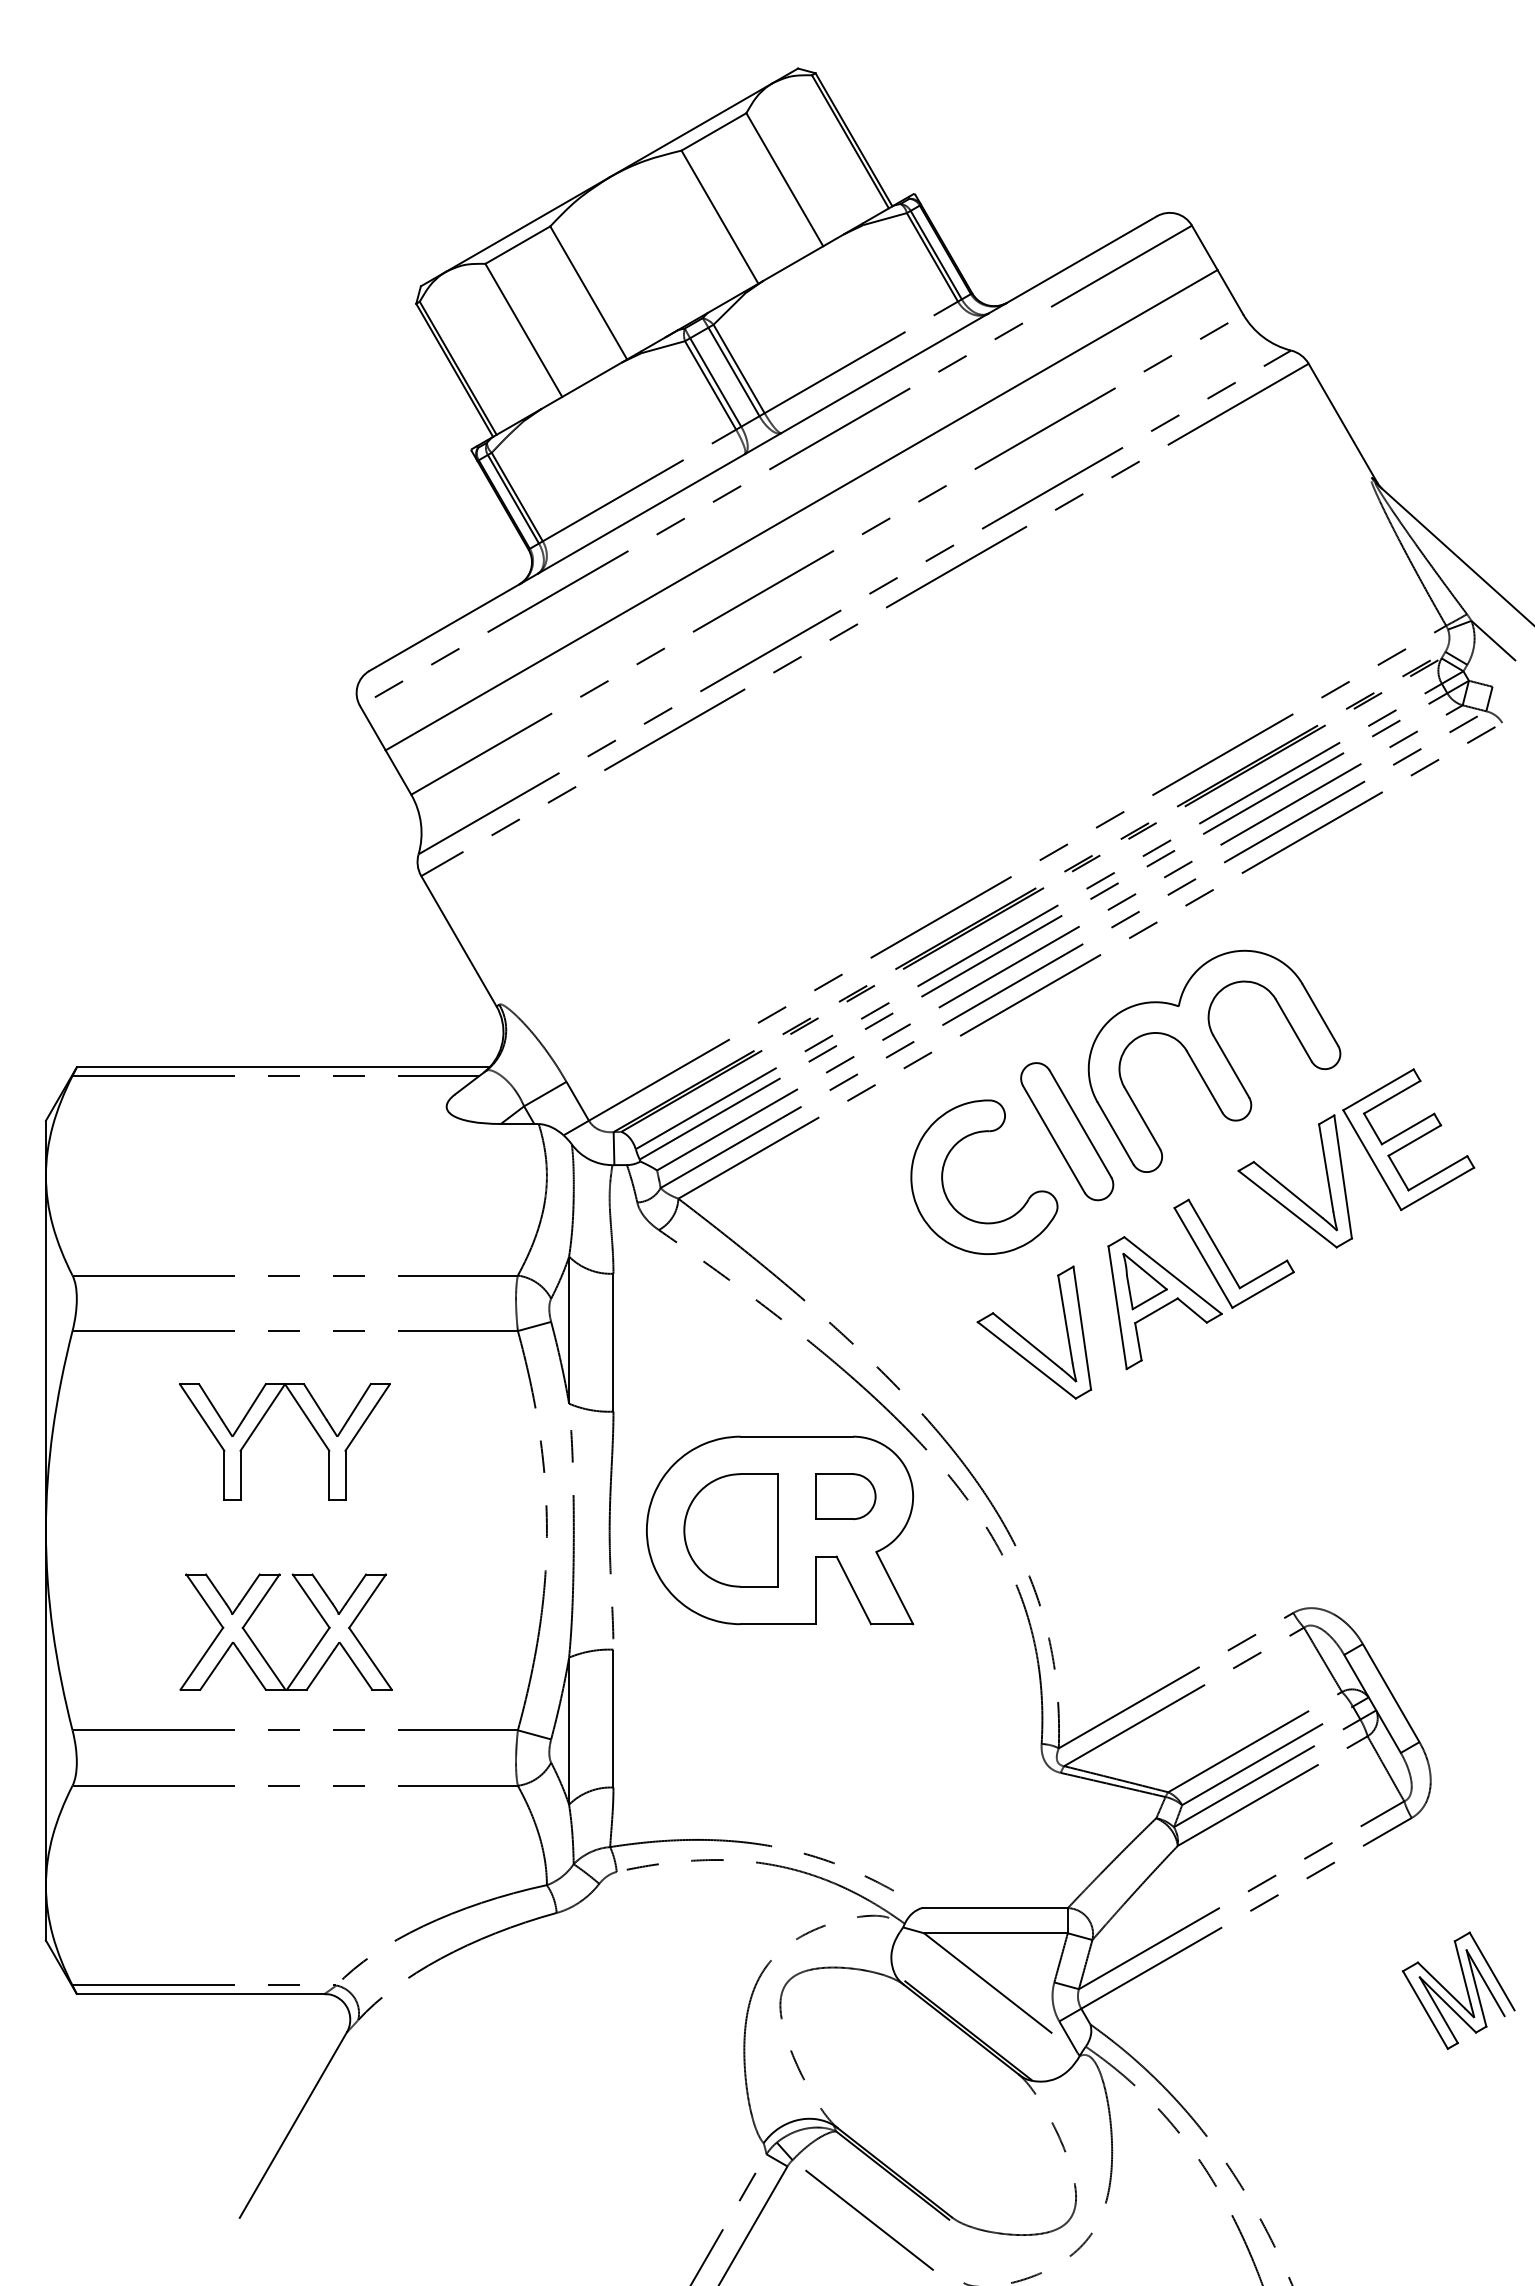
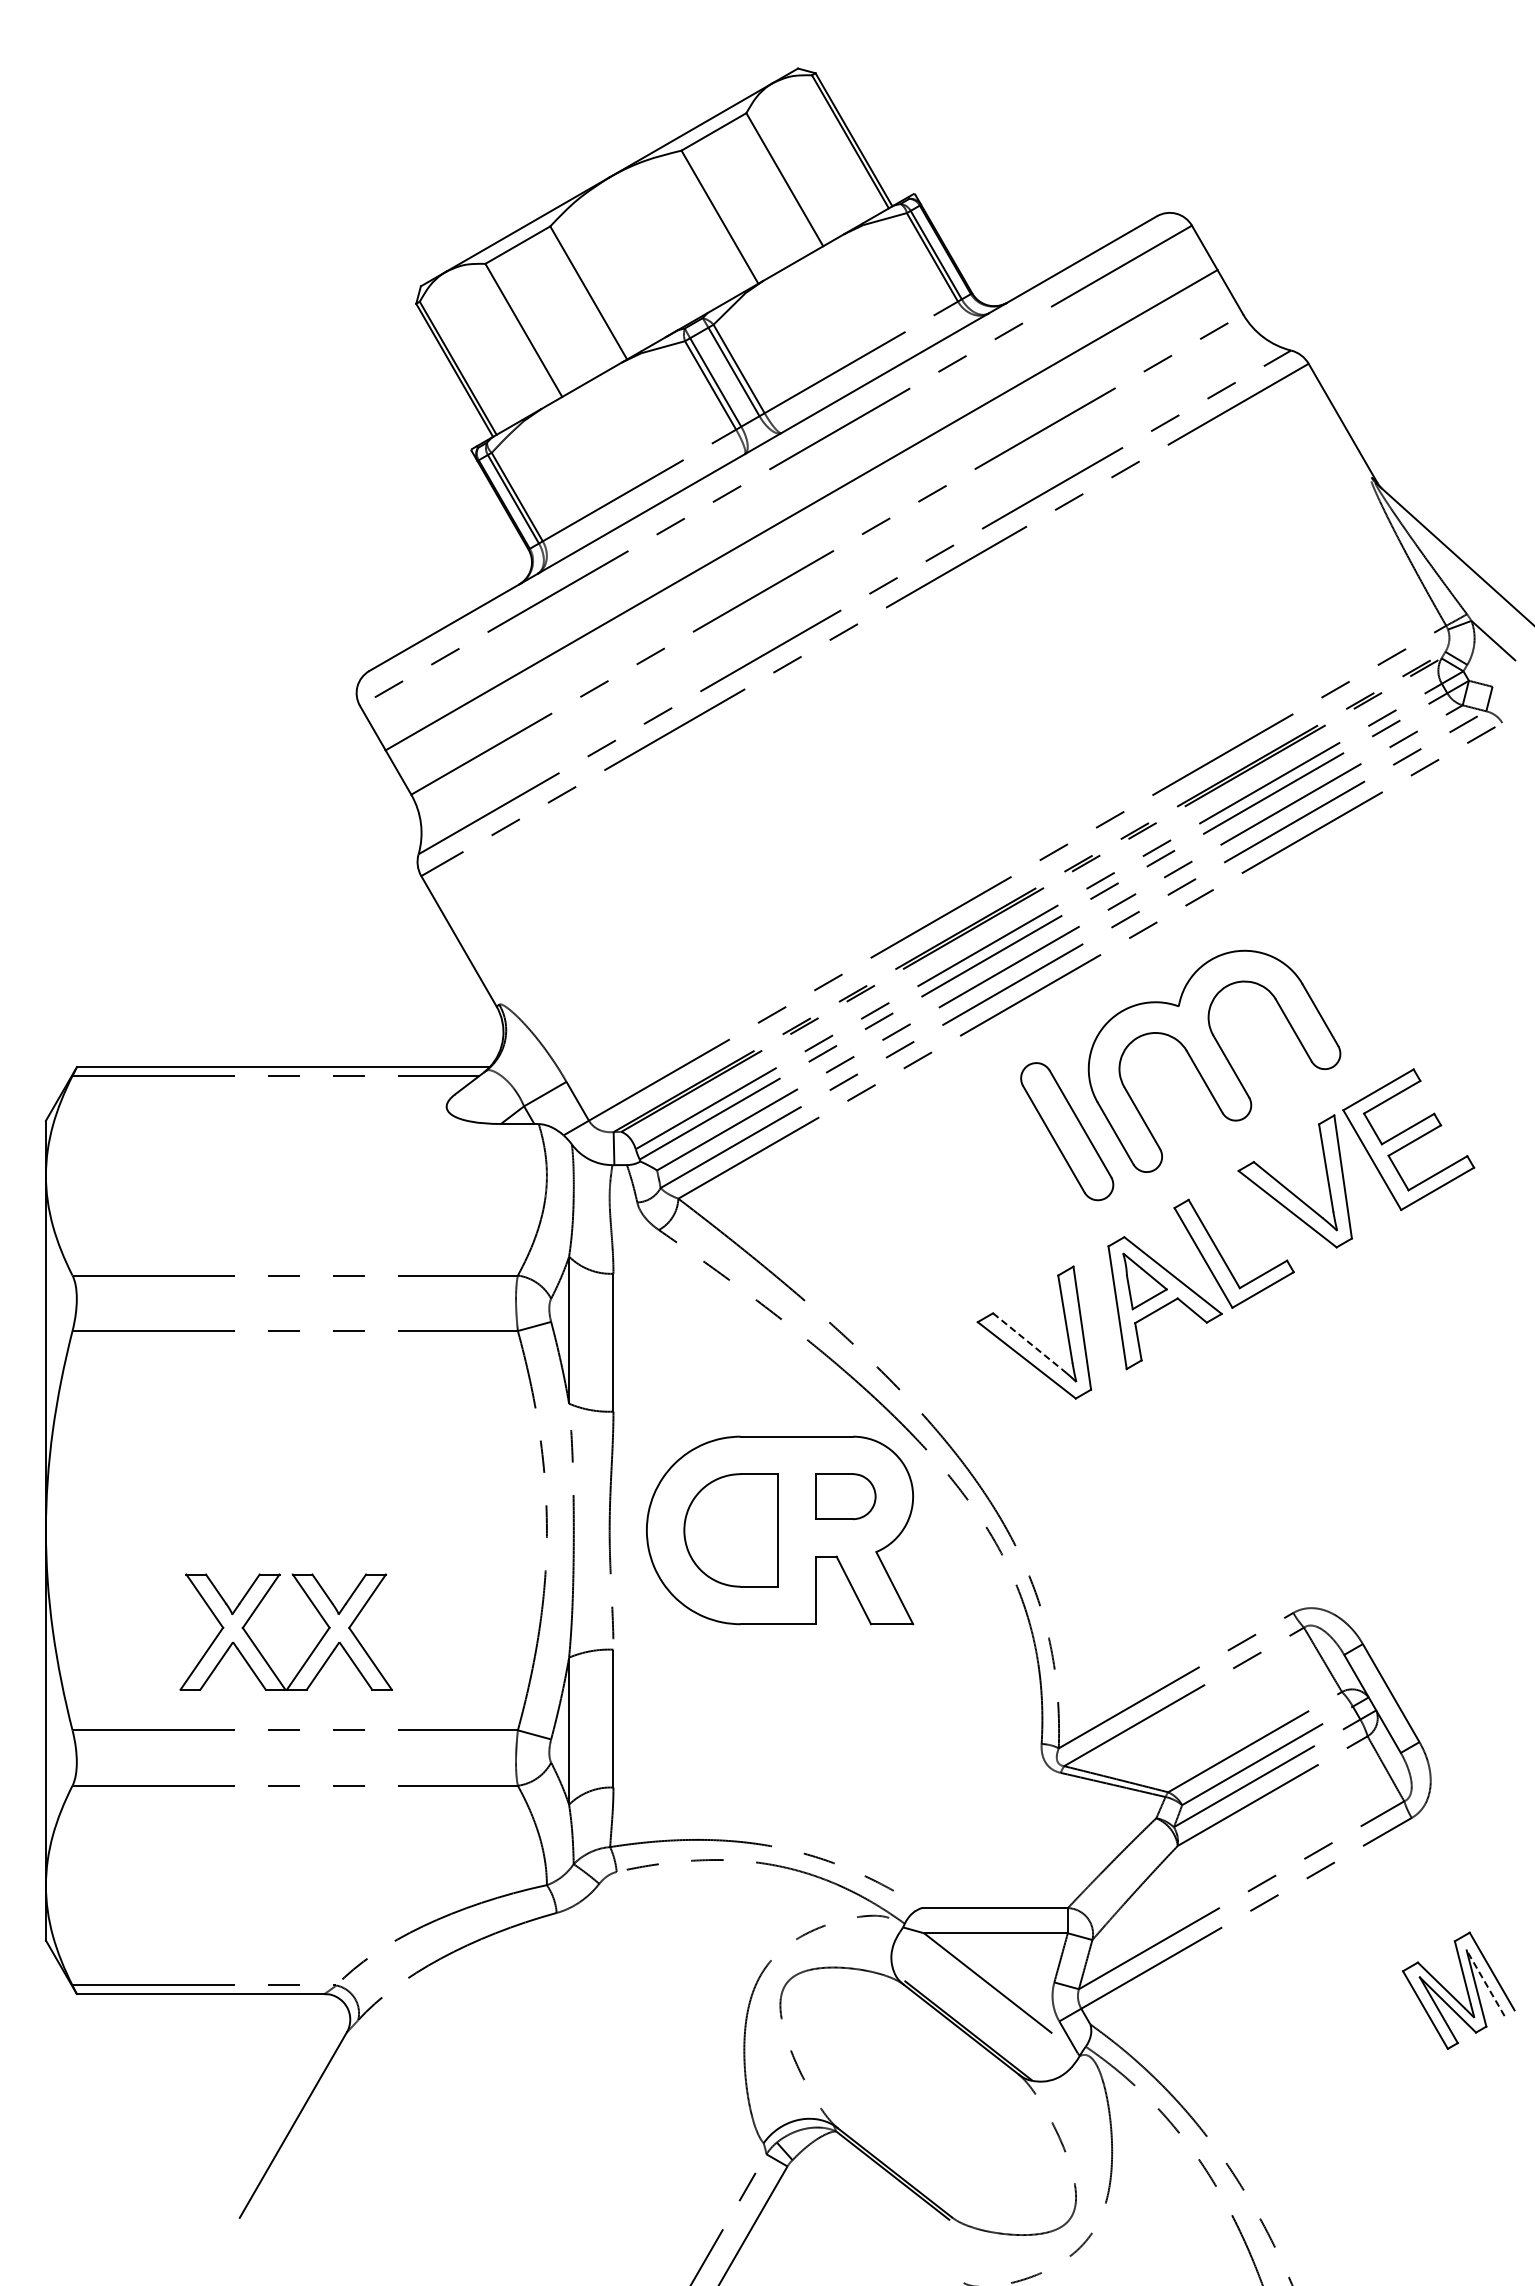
part: present -> none (944, 1167)
line: solid -> dashed (1027, 1341)
part: present -> none (259, 1424)
line: solid -> dashed (1485, 1983)
line: present -> none (869, 2219)
